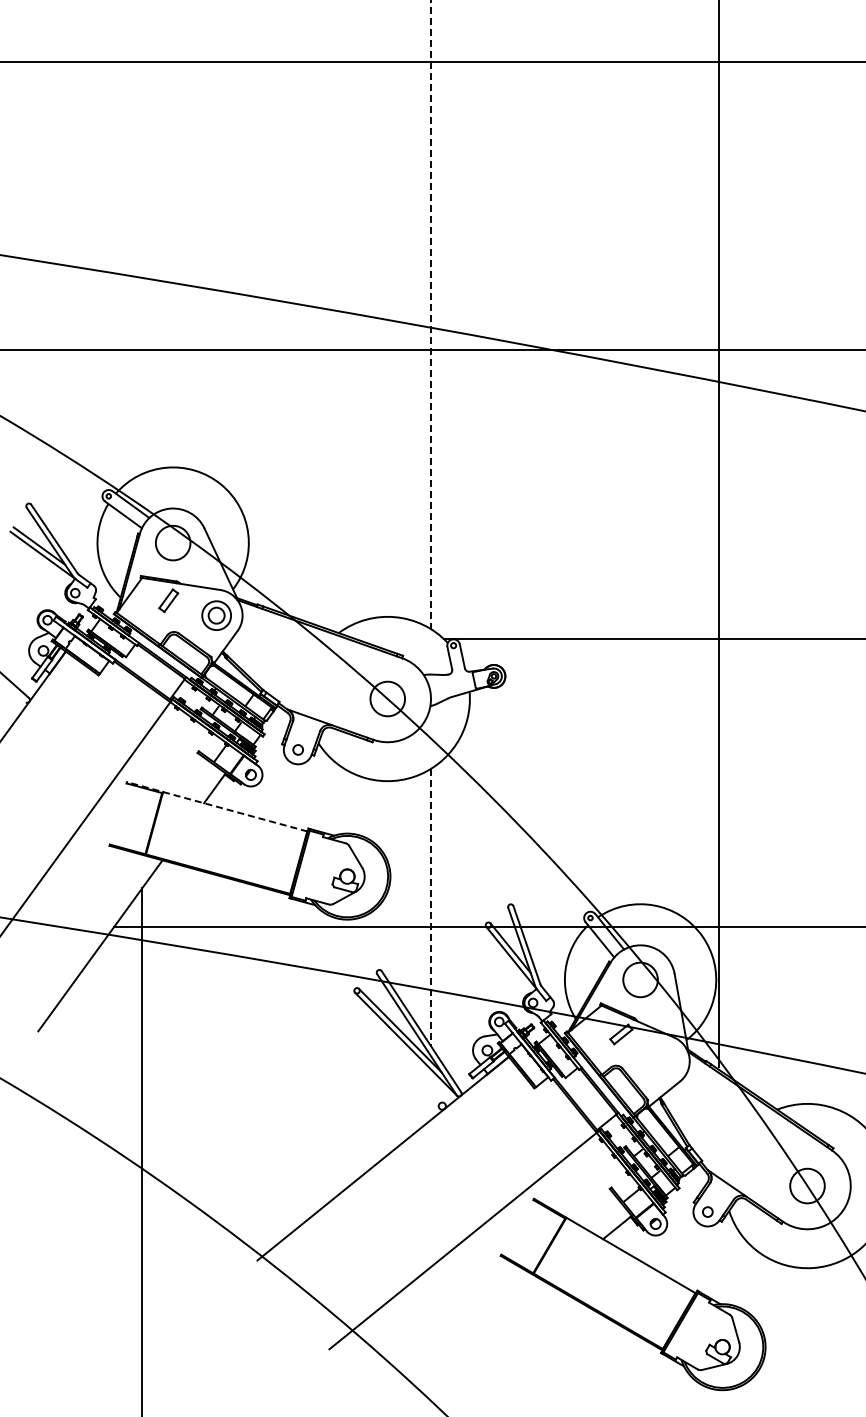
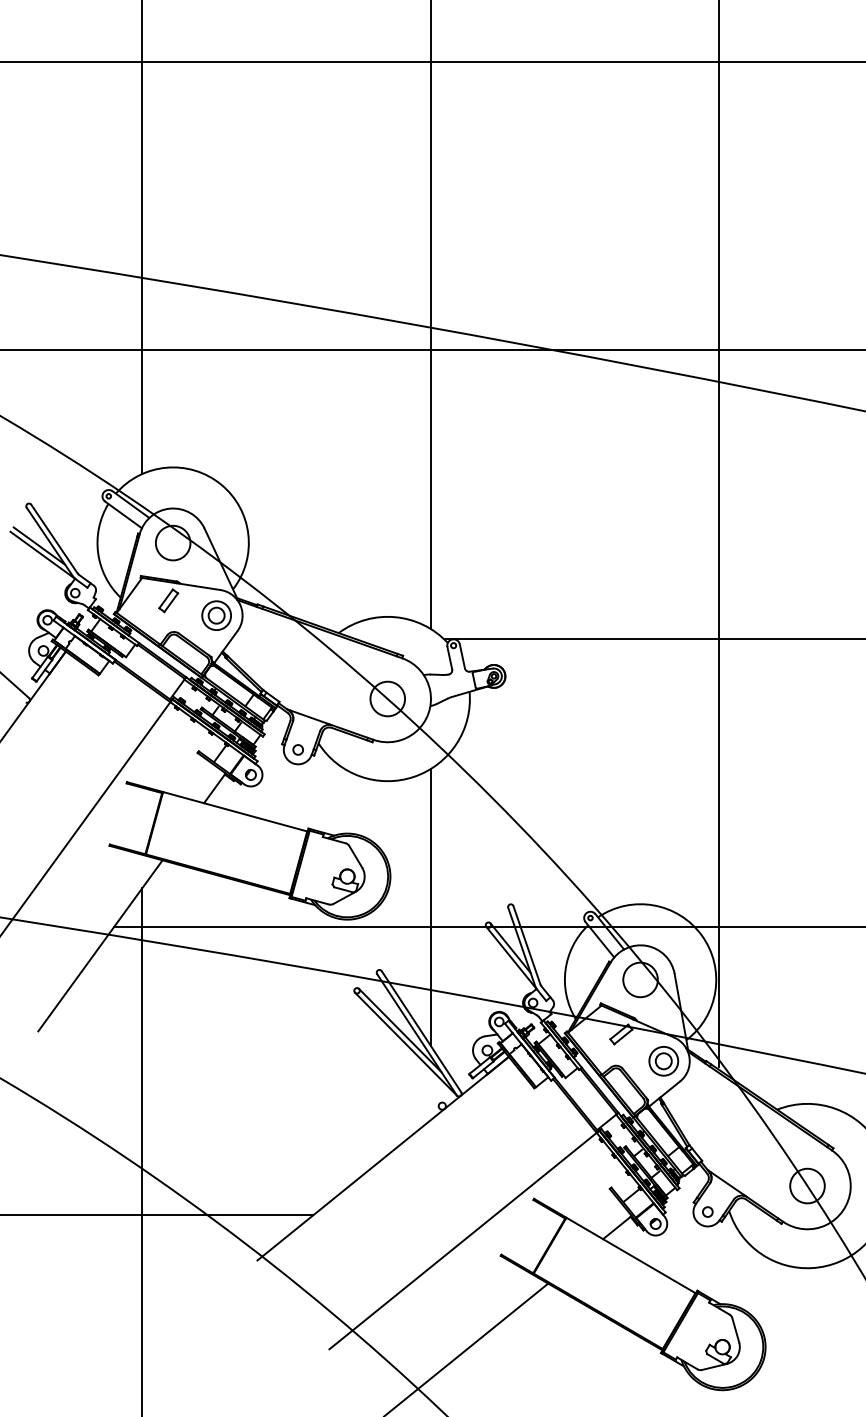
line: none -> present (142, 237)
line: dashed -> solid (430, 315)
line: dashed -> solid (217, 806)
line: dashed -> solid (430, 907)
part: none -> present (663, 1061)
line: none -> present (157, 1215)
line: none -> present (467, 1348)
